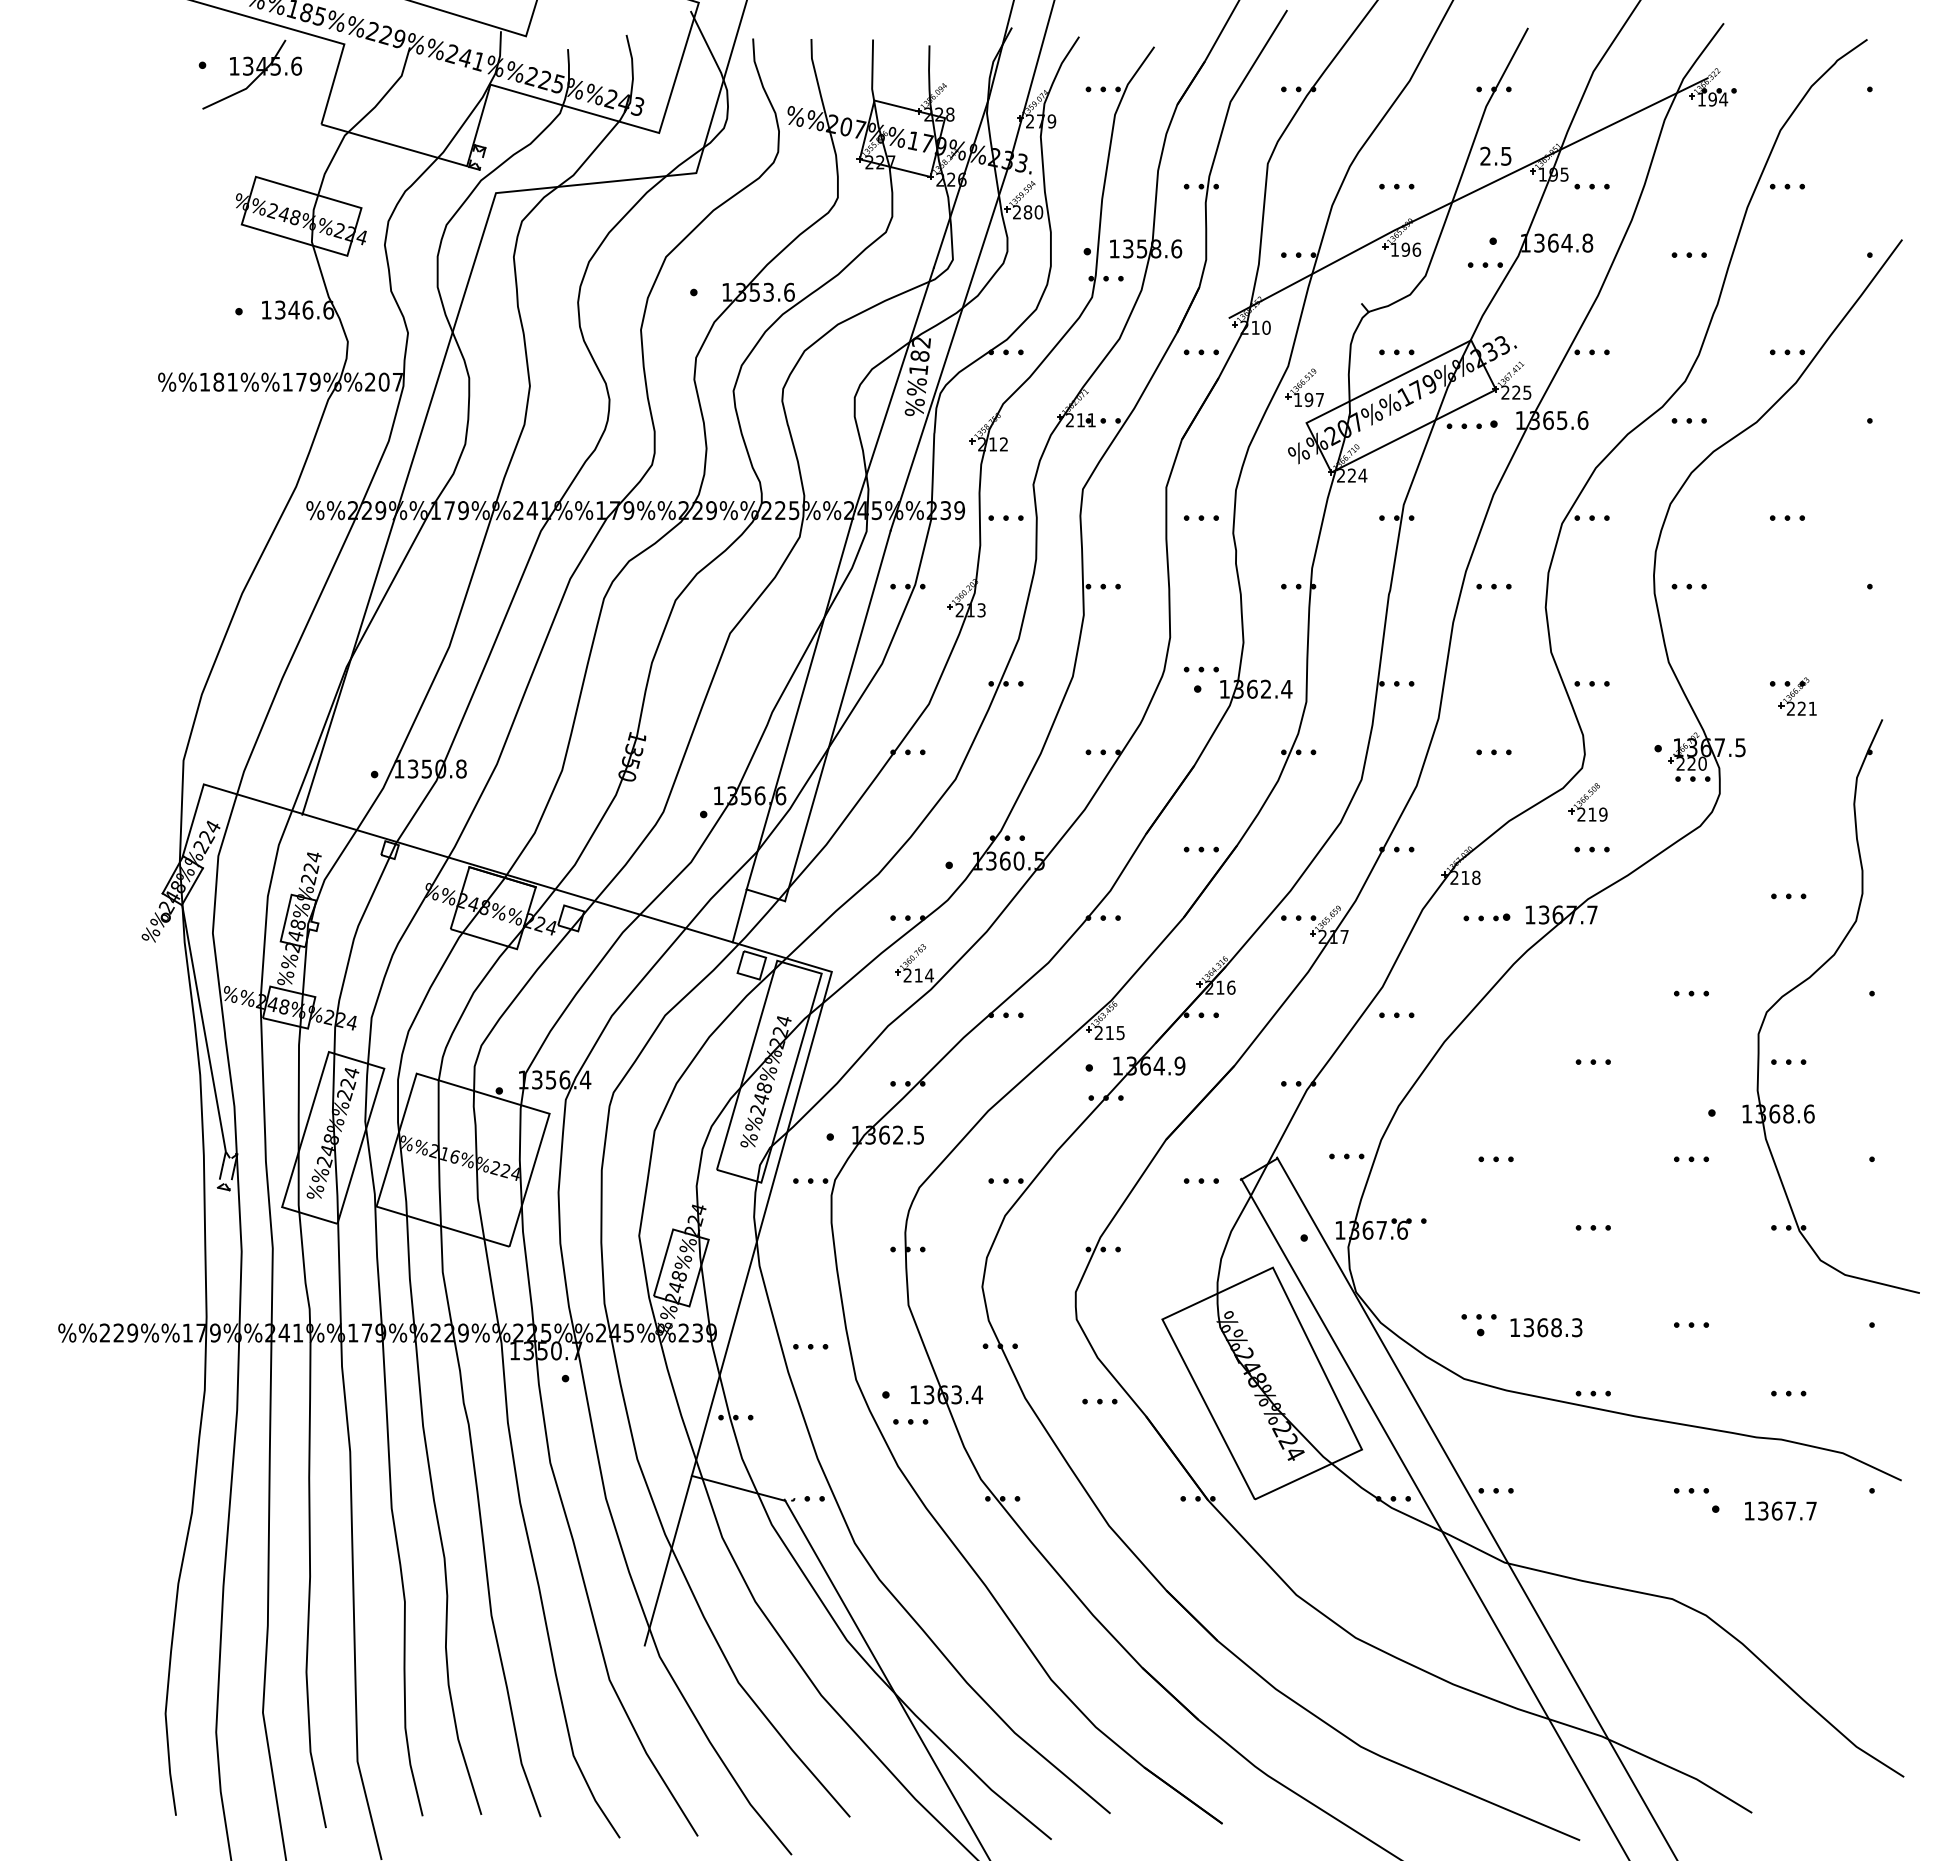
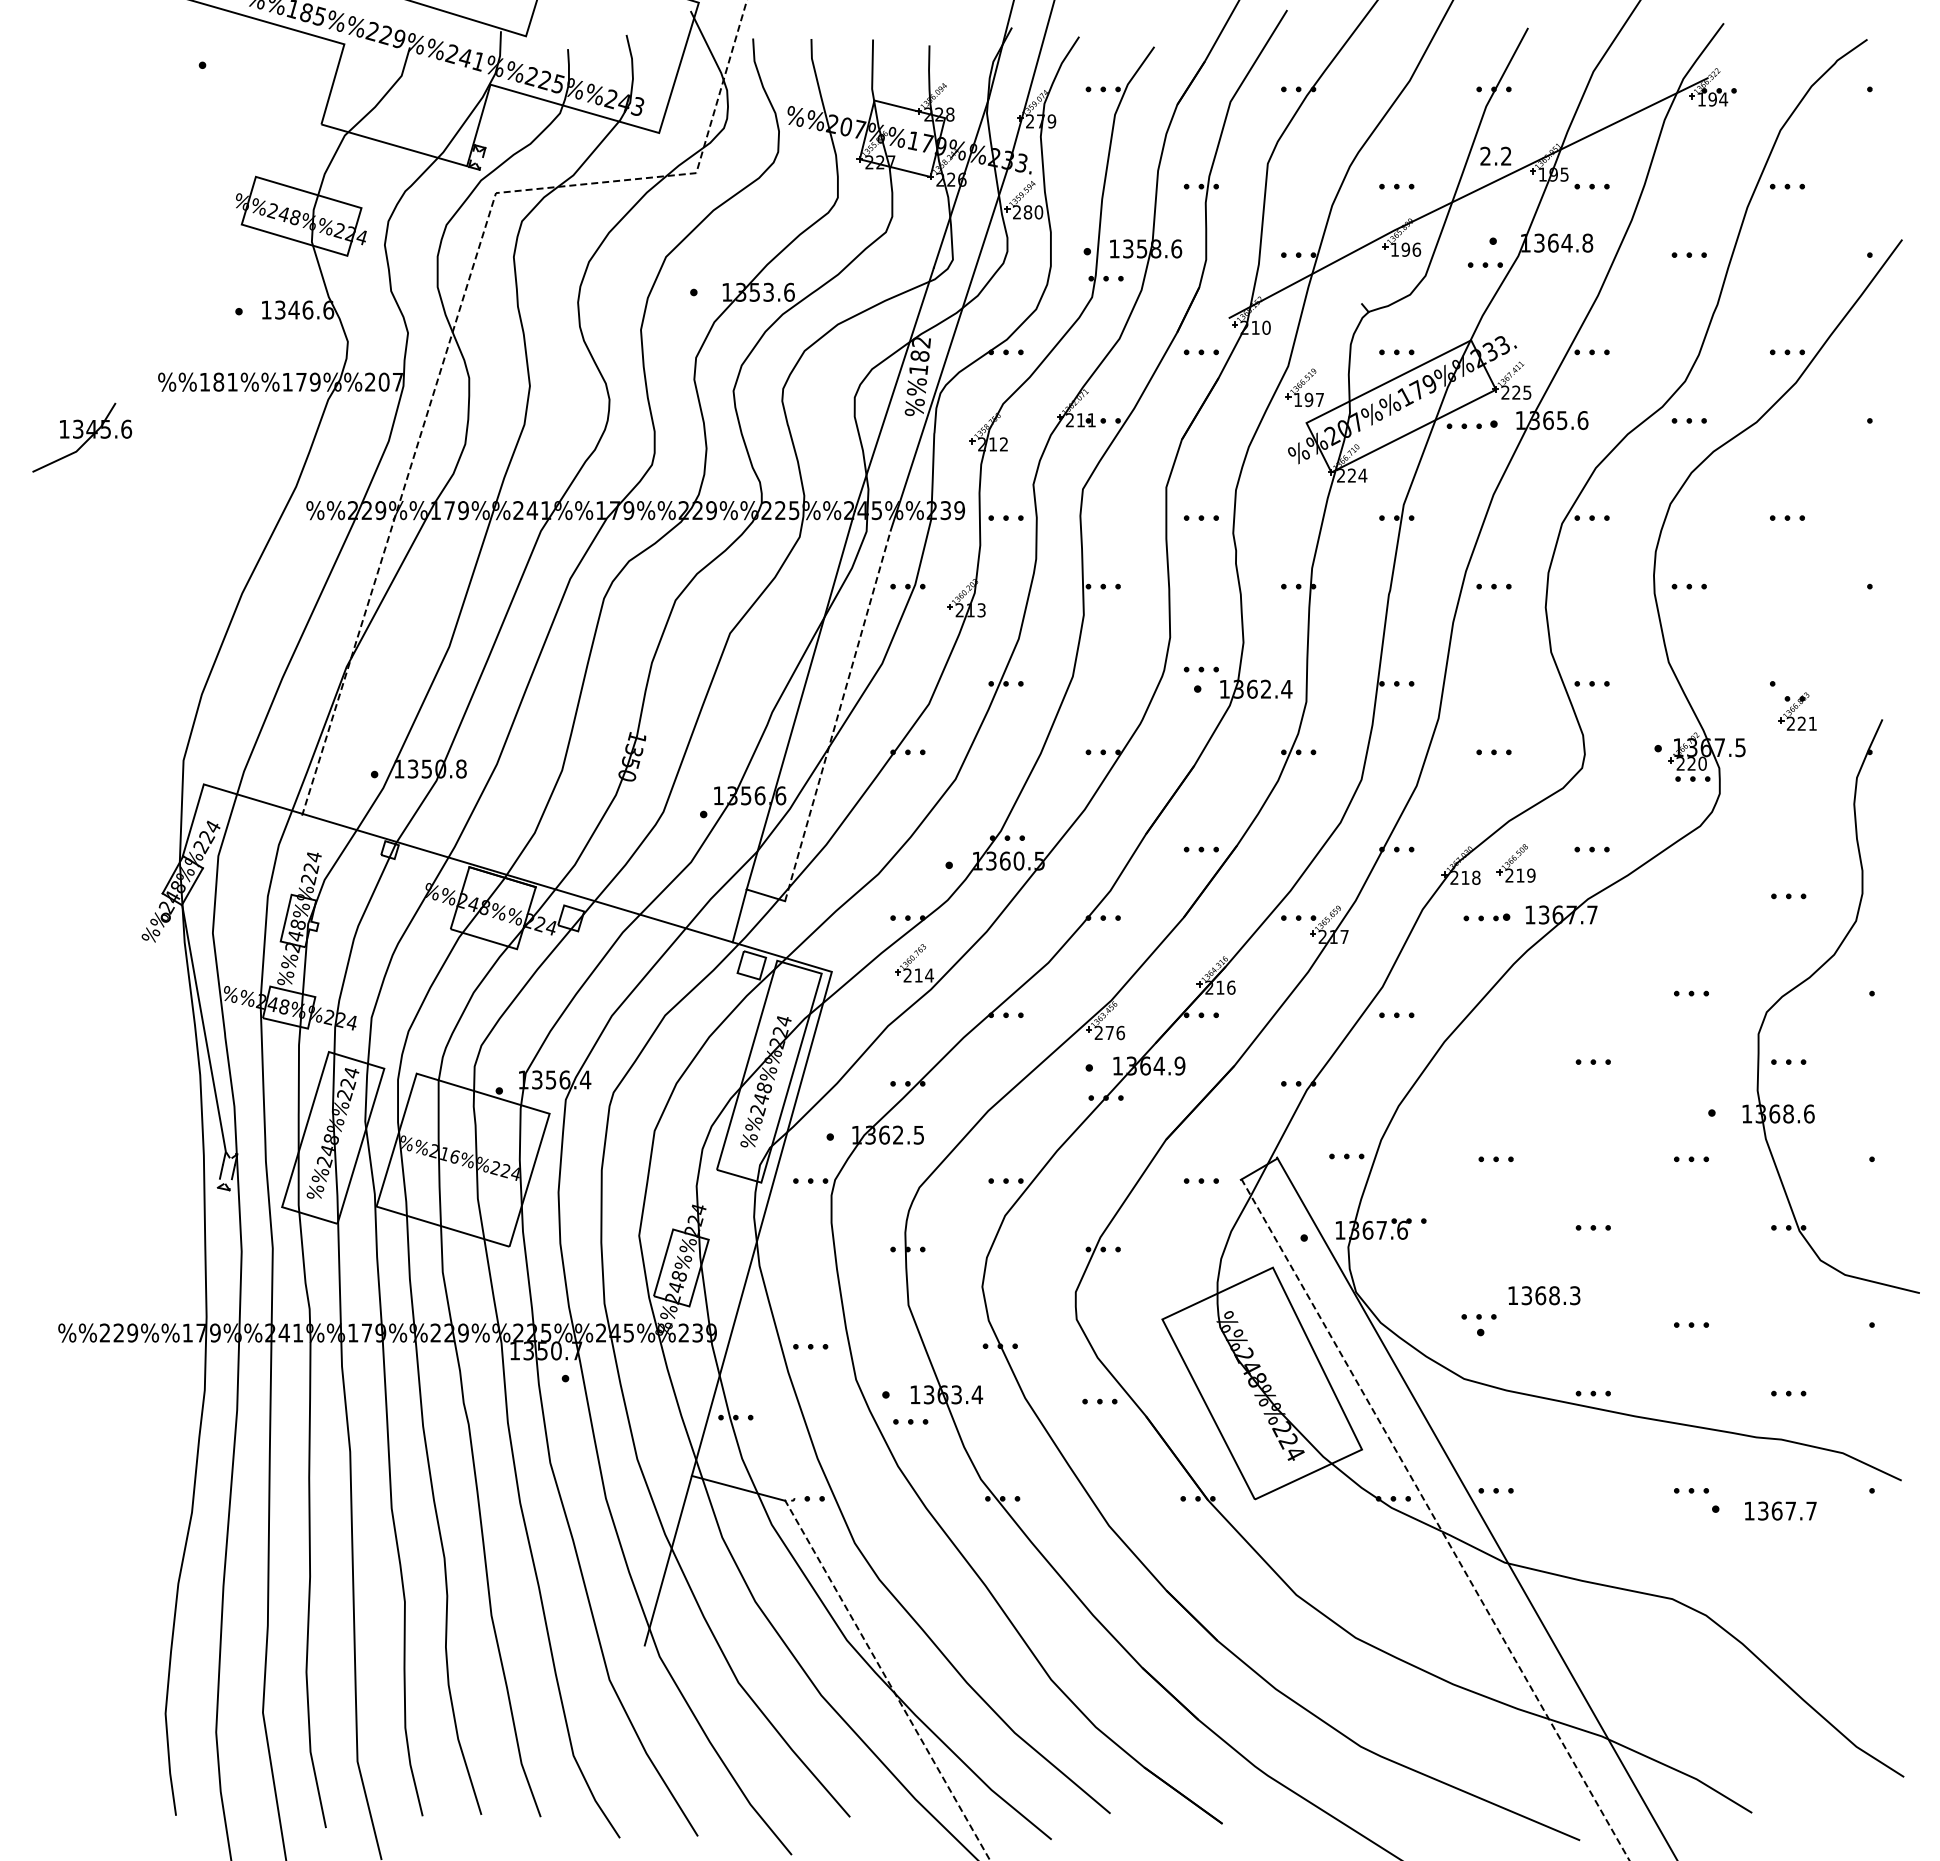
part position: (252, 74) -> (82, 437) (82, 437)
text: 2.5 -> 2.2 (1506, 155)
line: solid -> dashed (455, 321)
part position: (1797, 696) -> (1797, 711) (1797, 711)
line: solid -> dashed (837, 715)
part position: (1587, 802) -> (1515, 863) (1515, 863)
text: 215 -> 276 (1115, 1032)
text position: (1546, 1327) -> (1544, 1295) (1544, 1295)
line: solid -> dashed (1435, 1520)
line: solid -> dashed (887, 1680)
